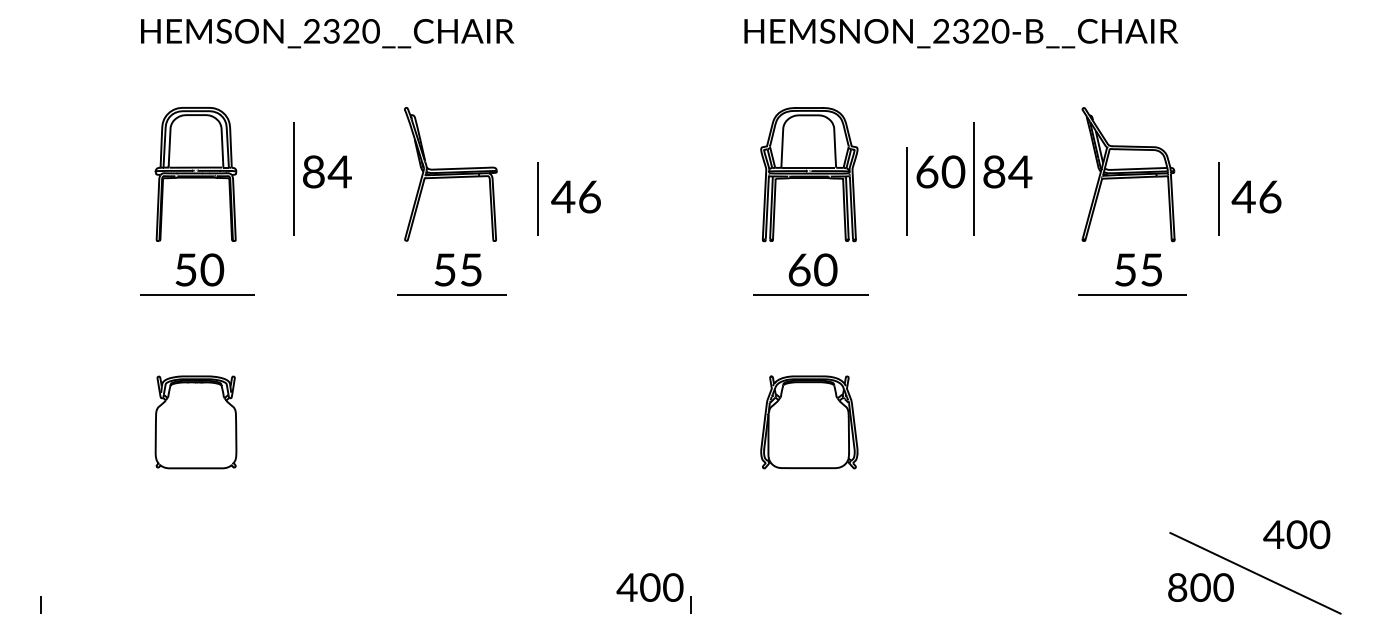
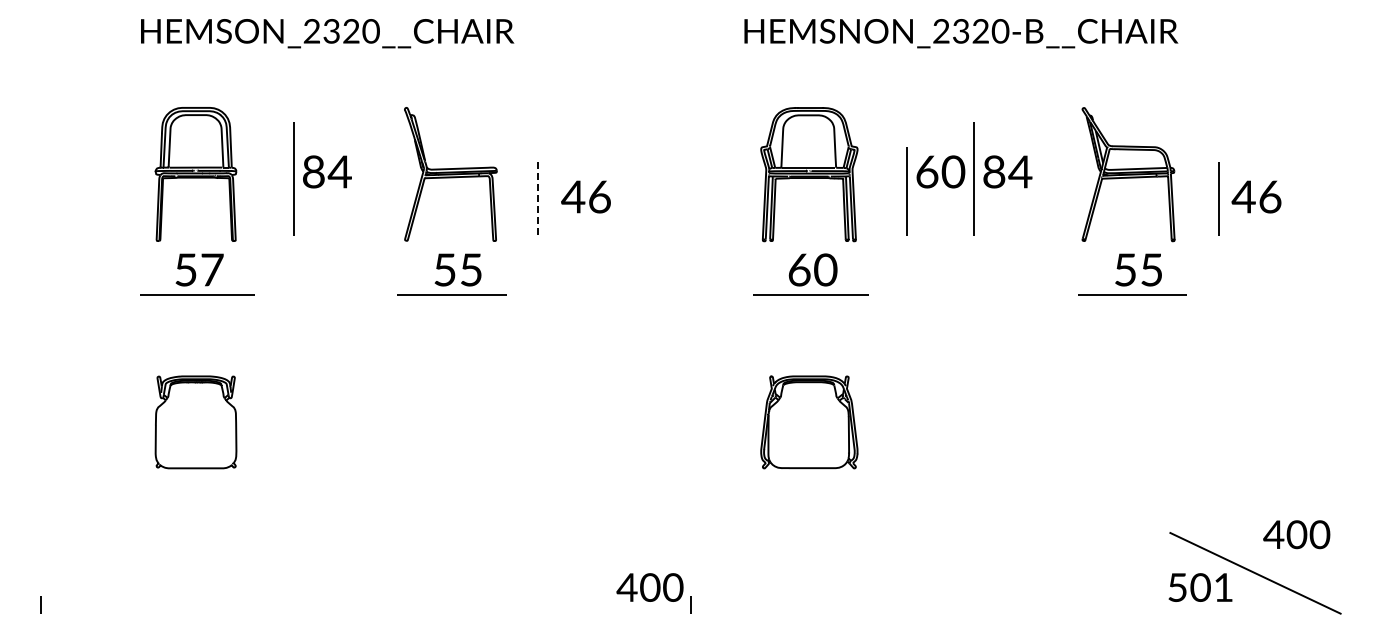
text position: (575, 196) -> (585, 196) (585, 196)
line: solid -> dashed (538, 199)
text: 50 -> 57 (212, 269)
text: 800 -> 501 (1200, 587)
